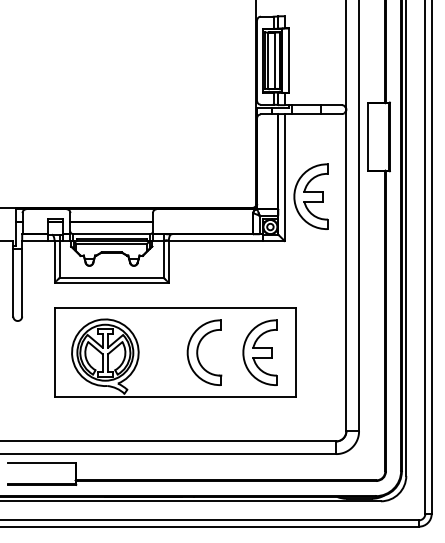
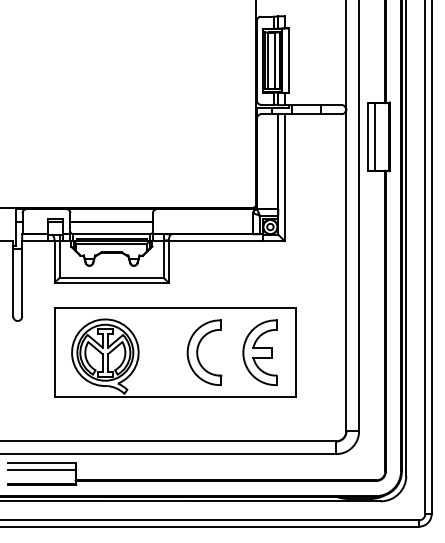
line: none -> present (375, 136)
part: present -> none (310, 196)
line: none -> present (41, 470)
